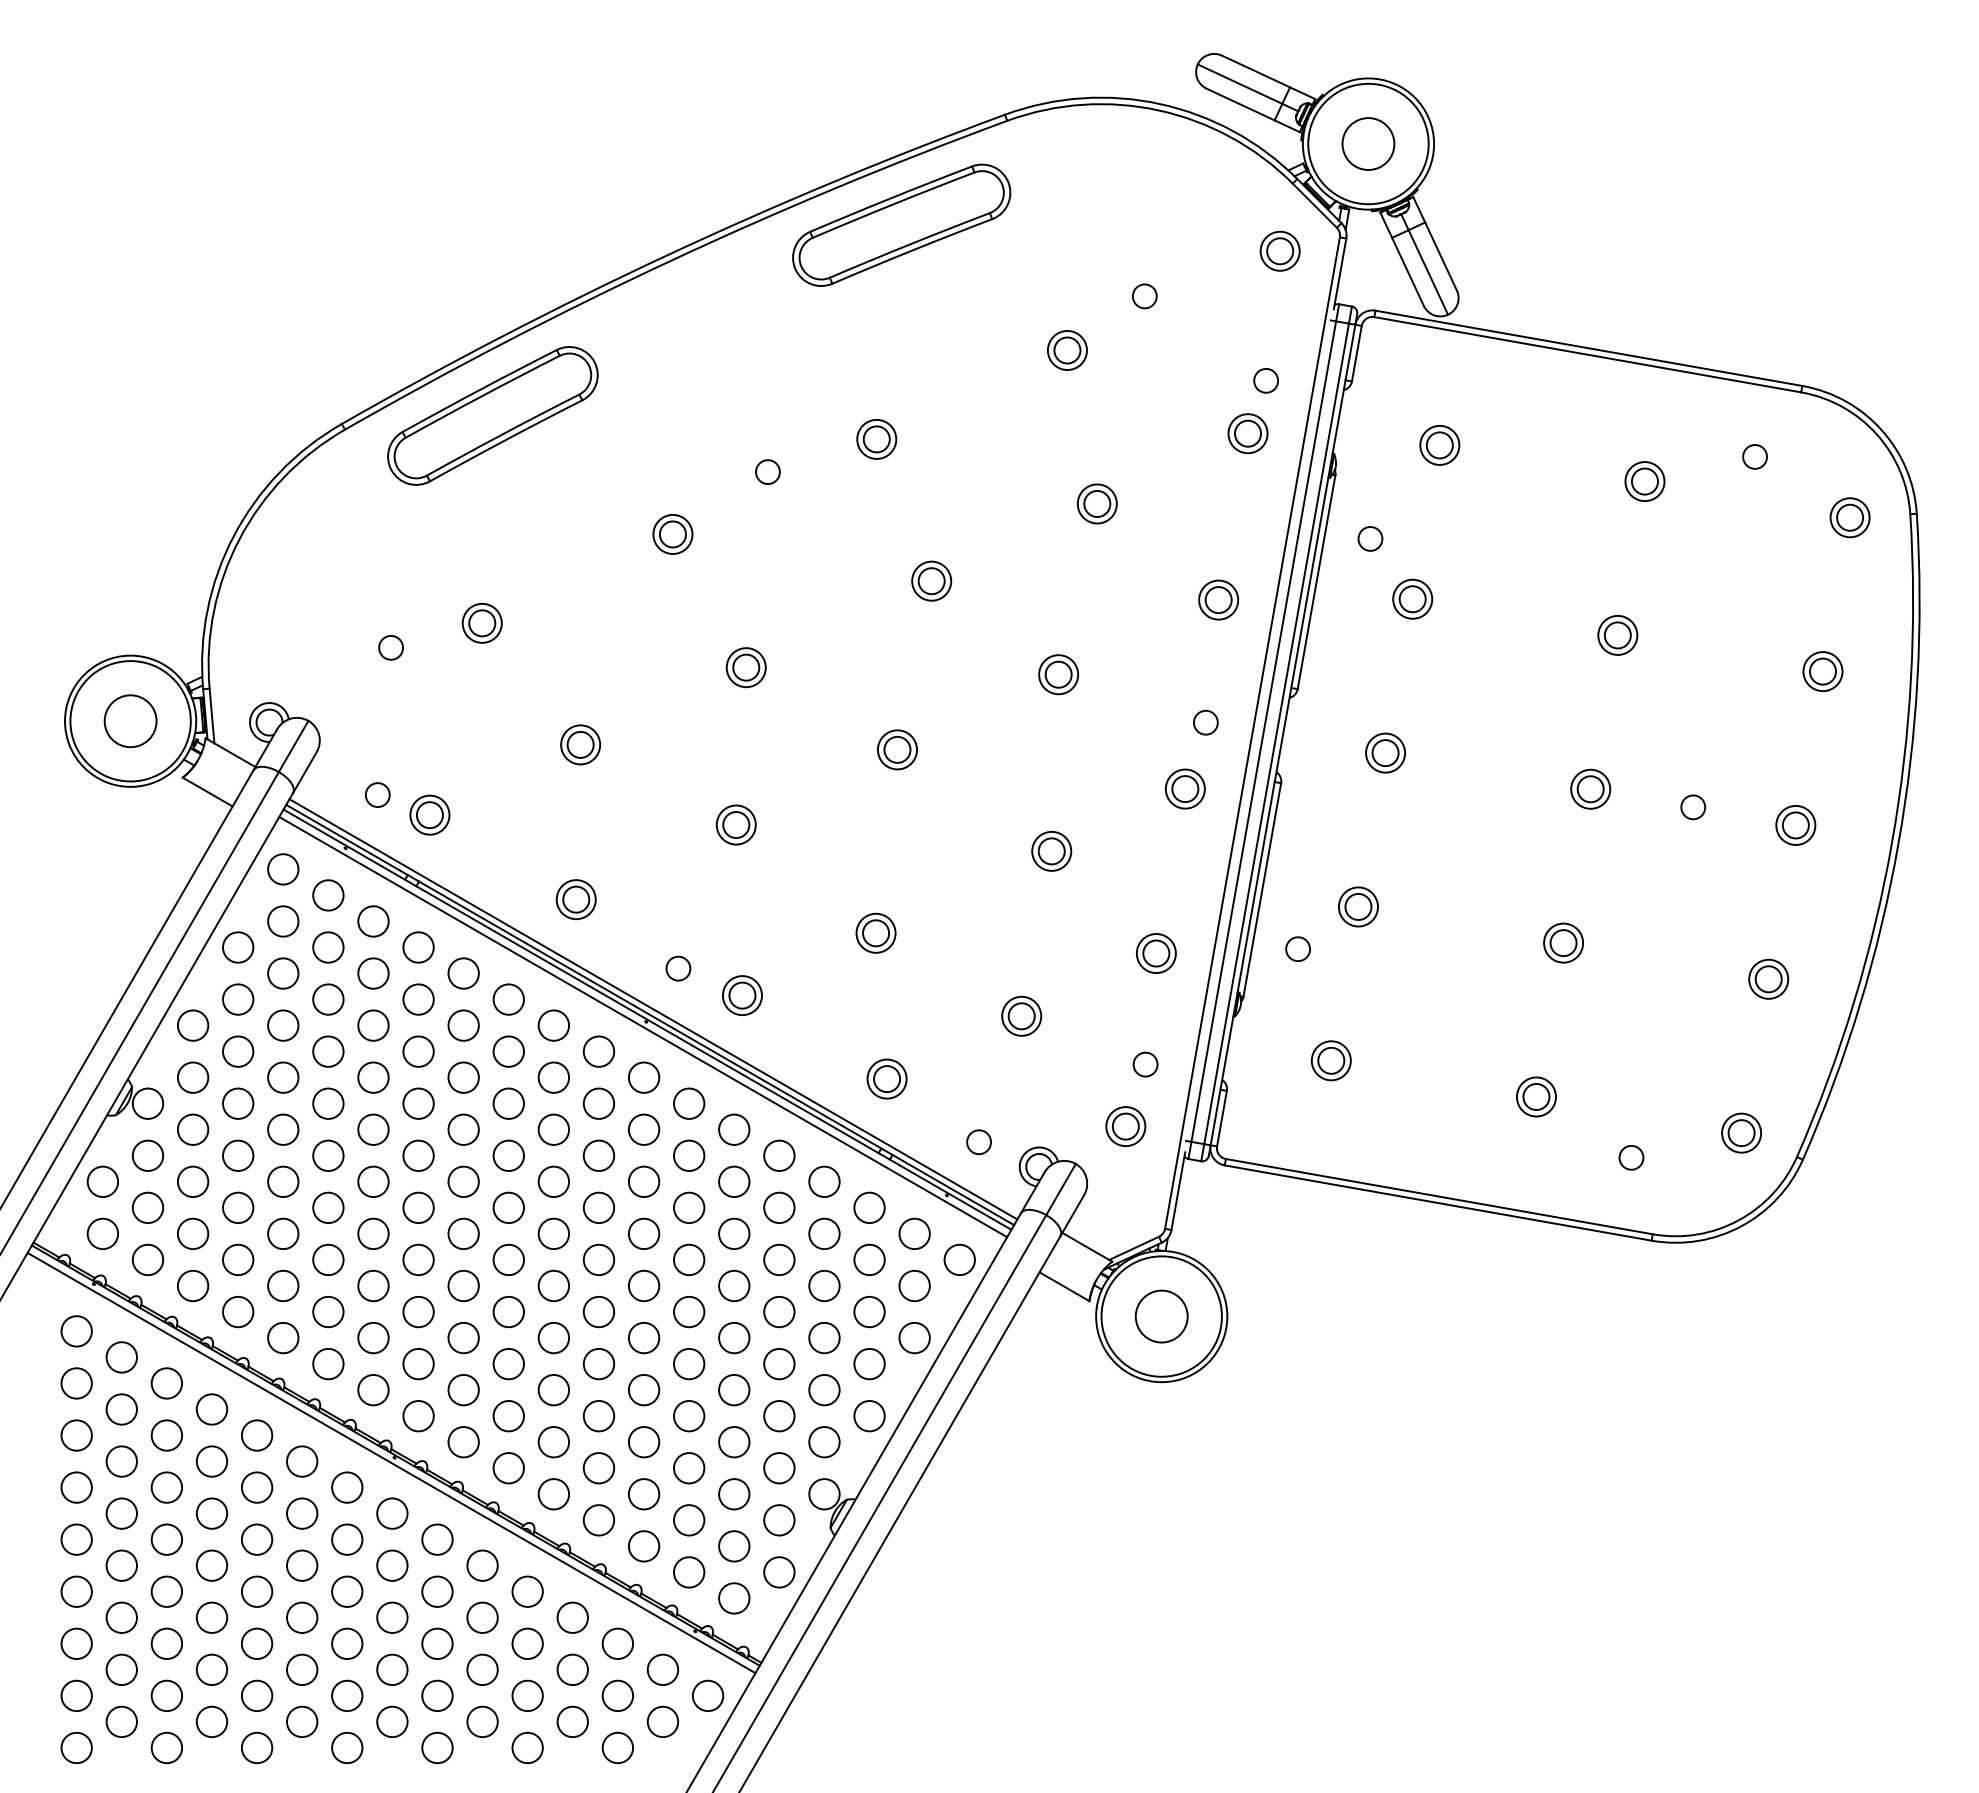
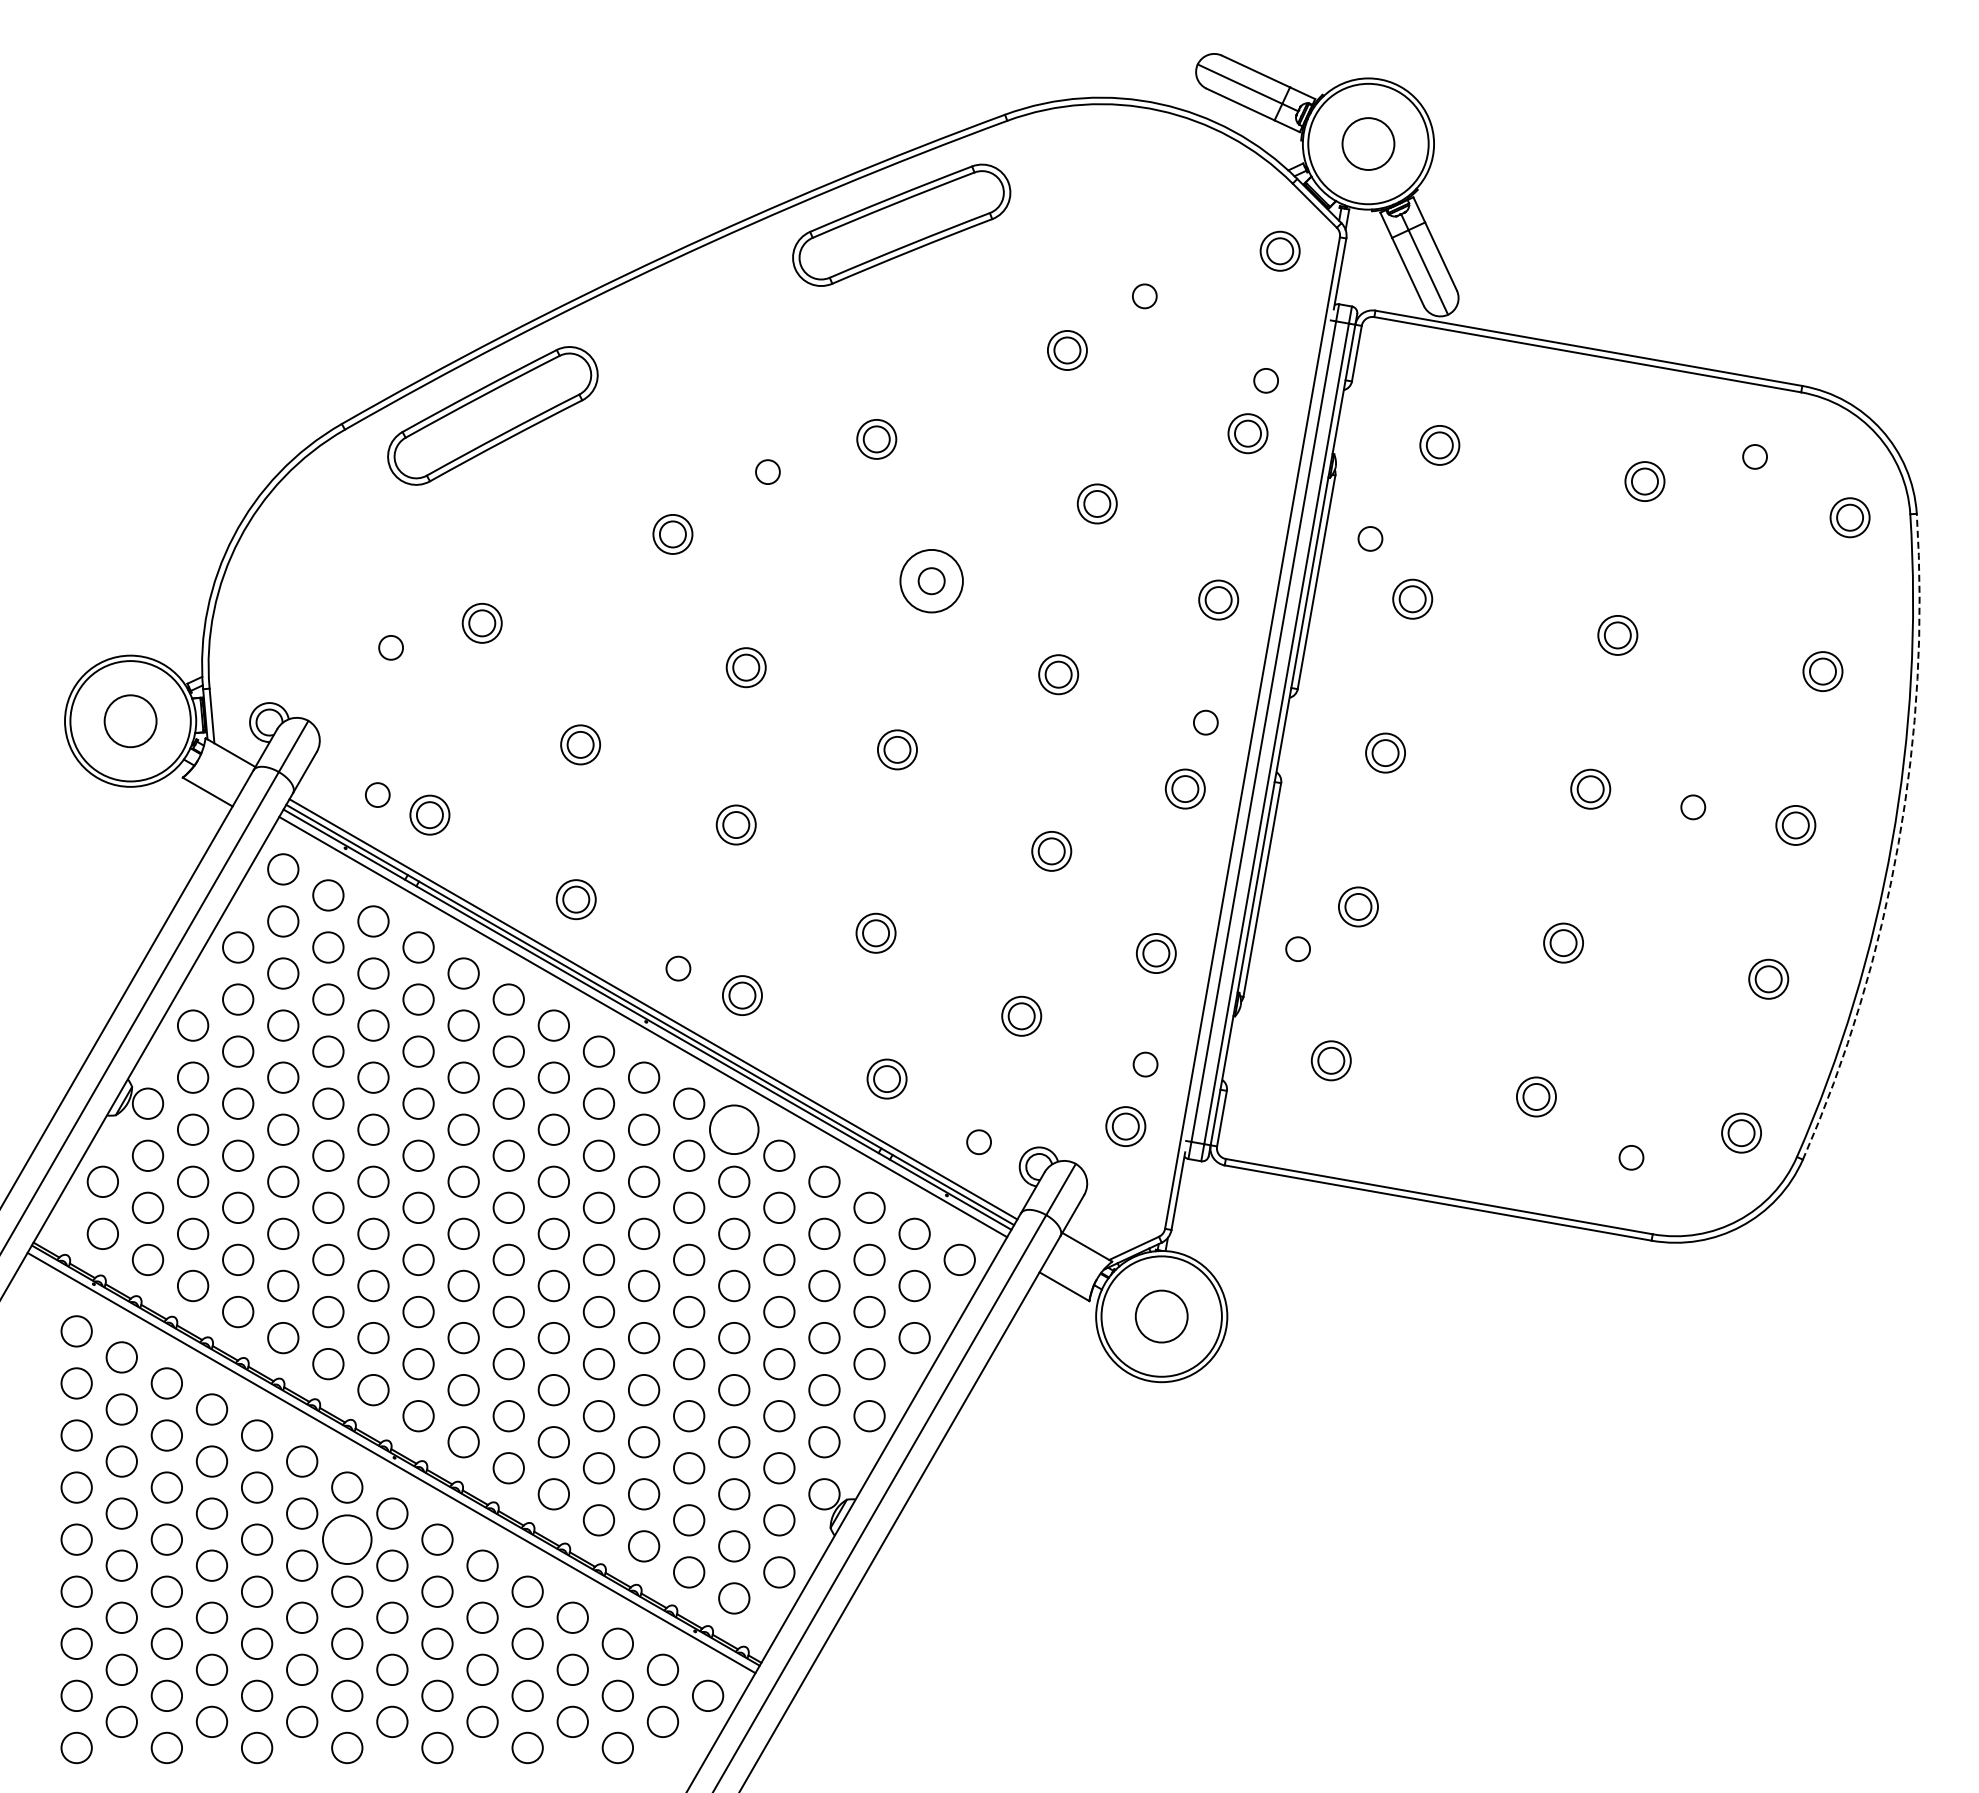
circle diameter: 39 px -> 62 px (931, 580)
arc: solid -> dashed (1898, 843)
circle diameter: 30 px -> 49 px (733, 1129)
circle diameter: 30 px -> 49 px (346, 1539)
